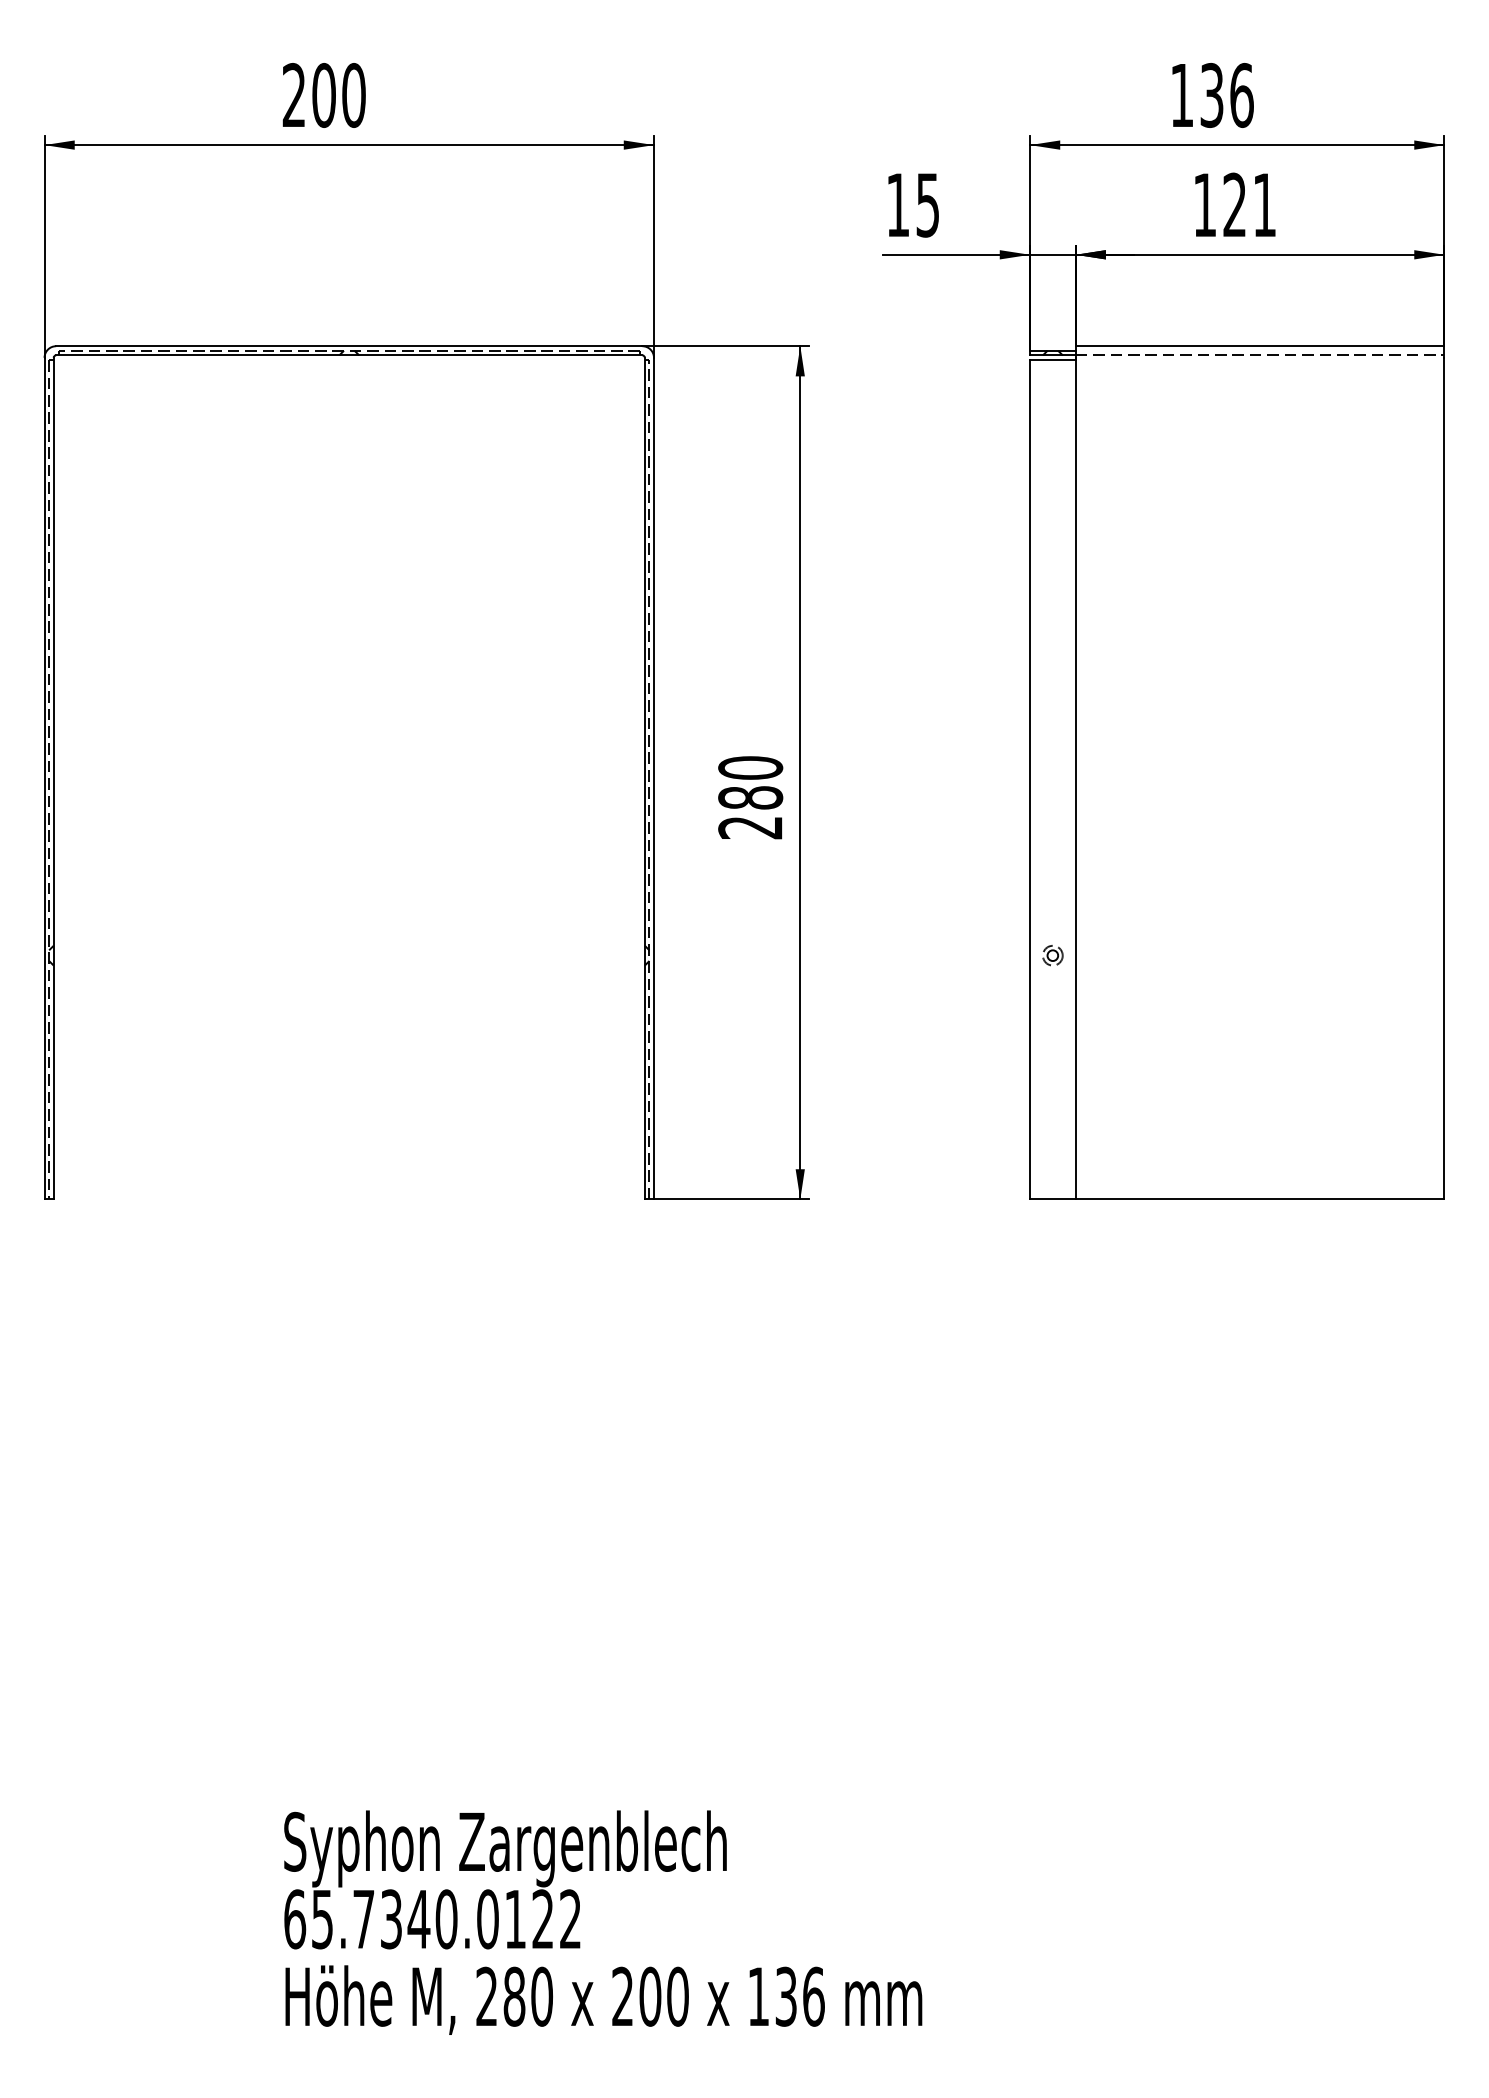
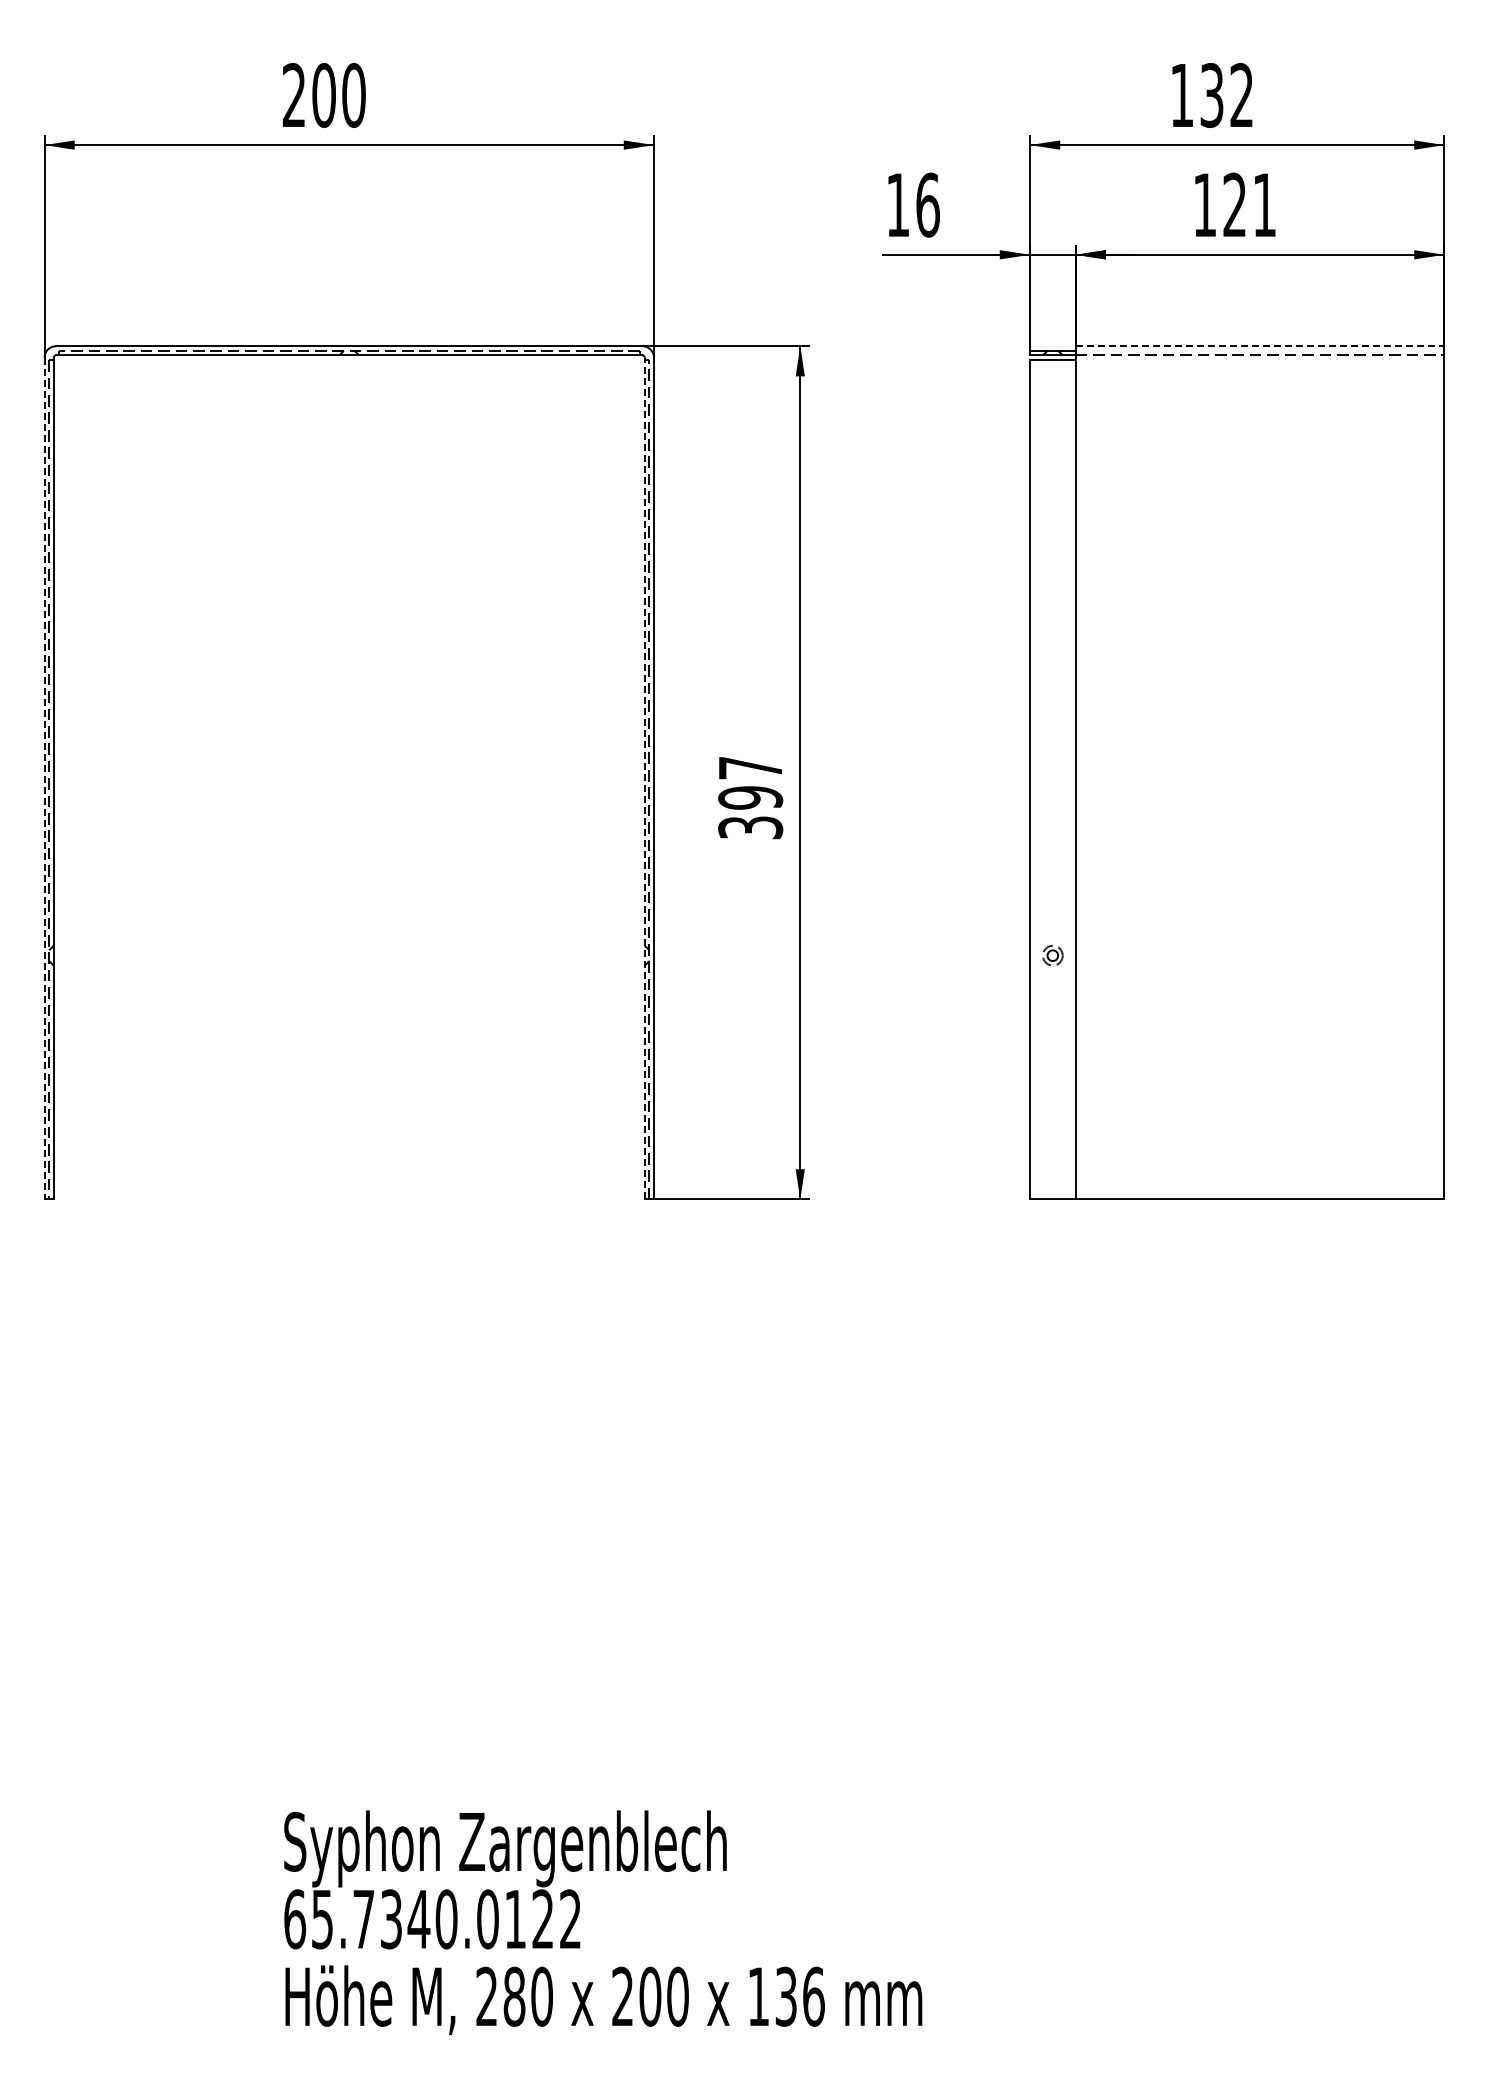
text: 136 -> 132 (1241, 95)
text: 15 -> 16 (928, 204)
line: solid -> dashed (1260, 346)
line: solid -> dashed (44, 778)
line: solid -> dashed (644, 778)
text: 280 -> 397 (750, 797)
